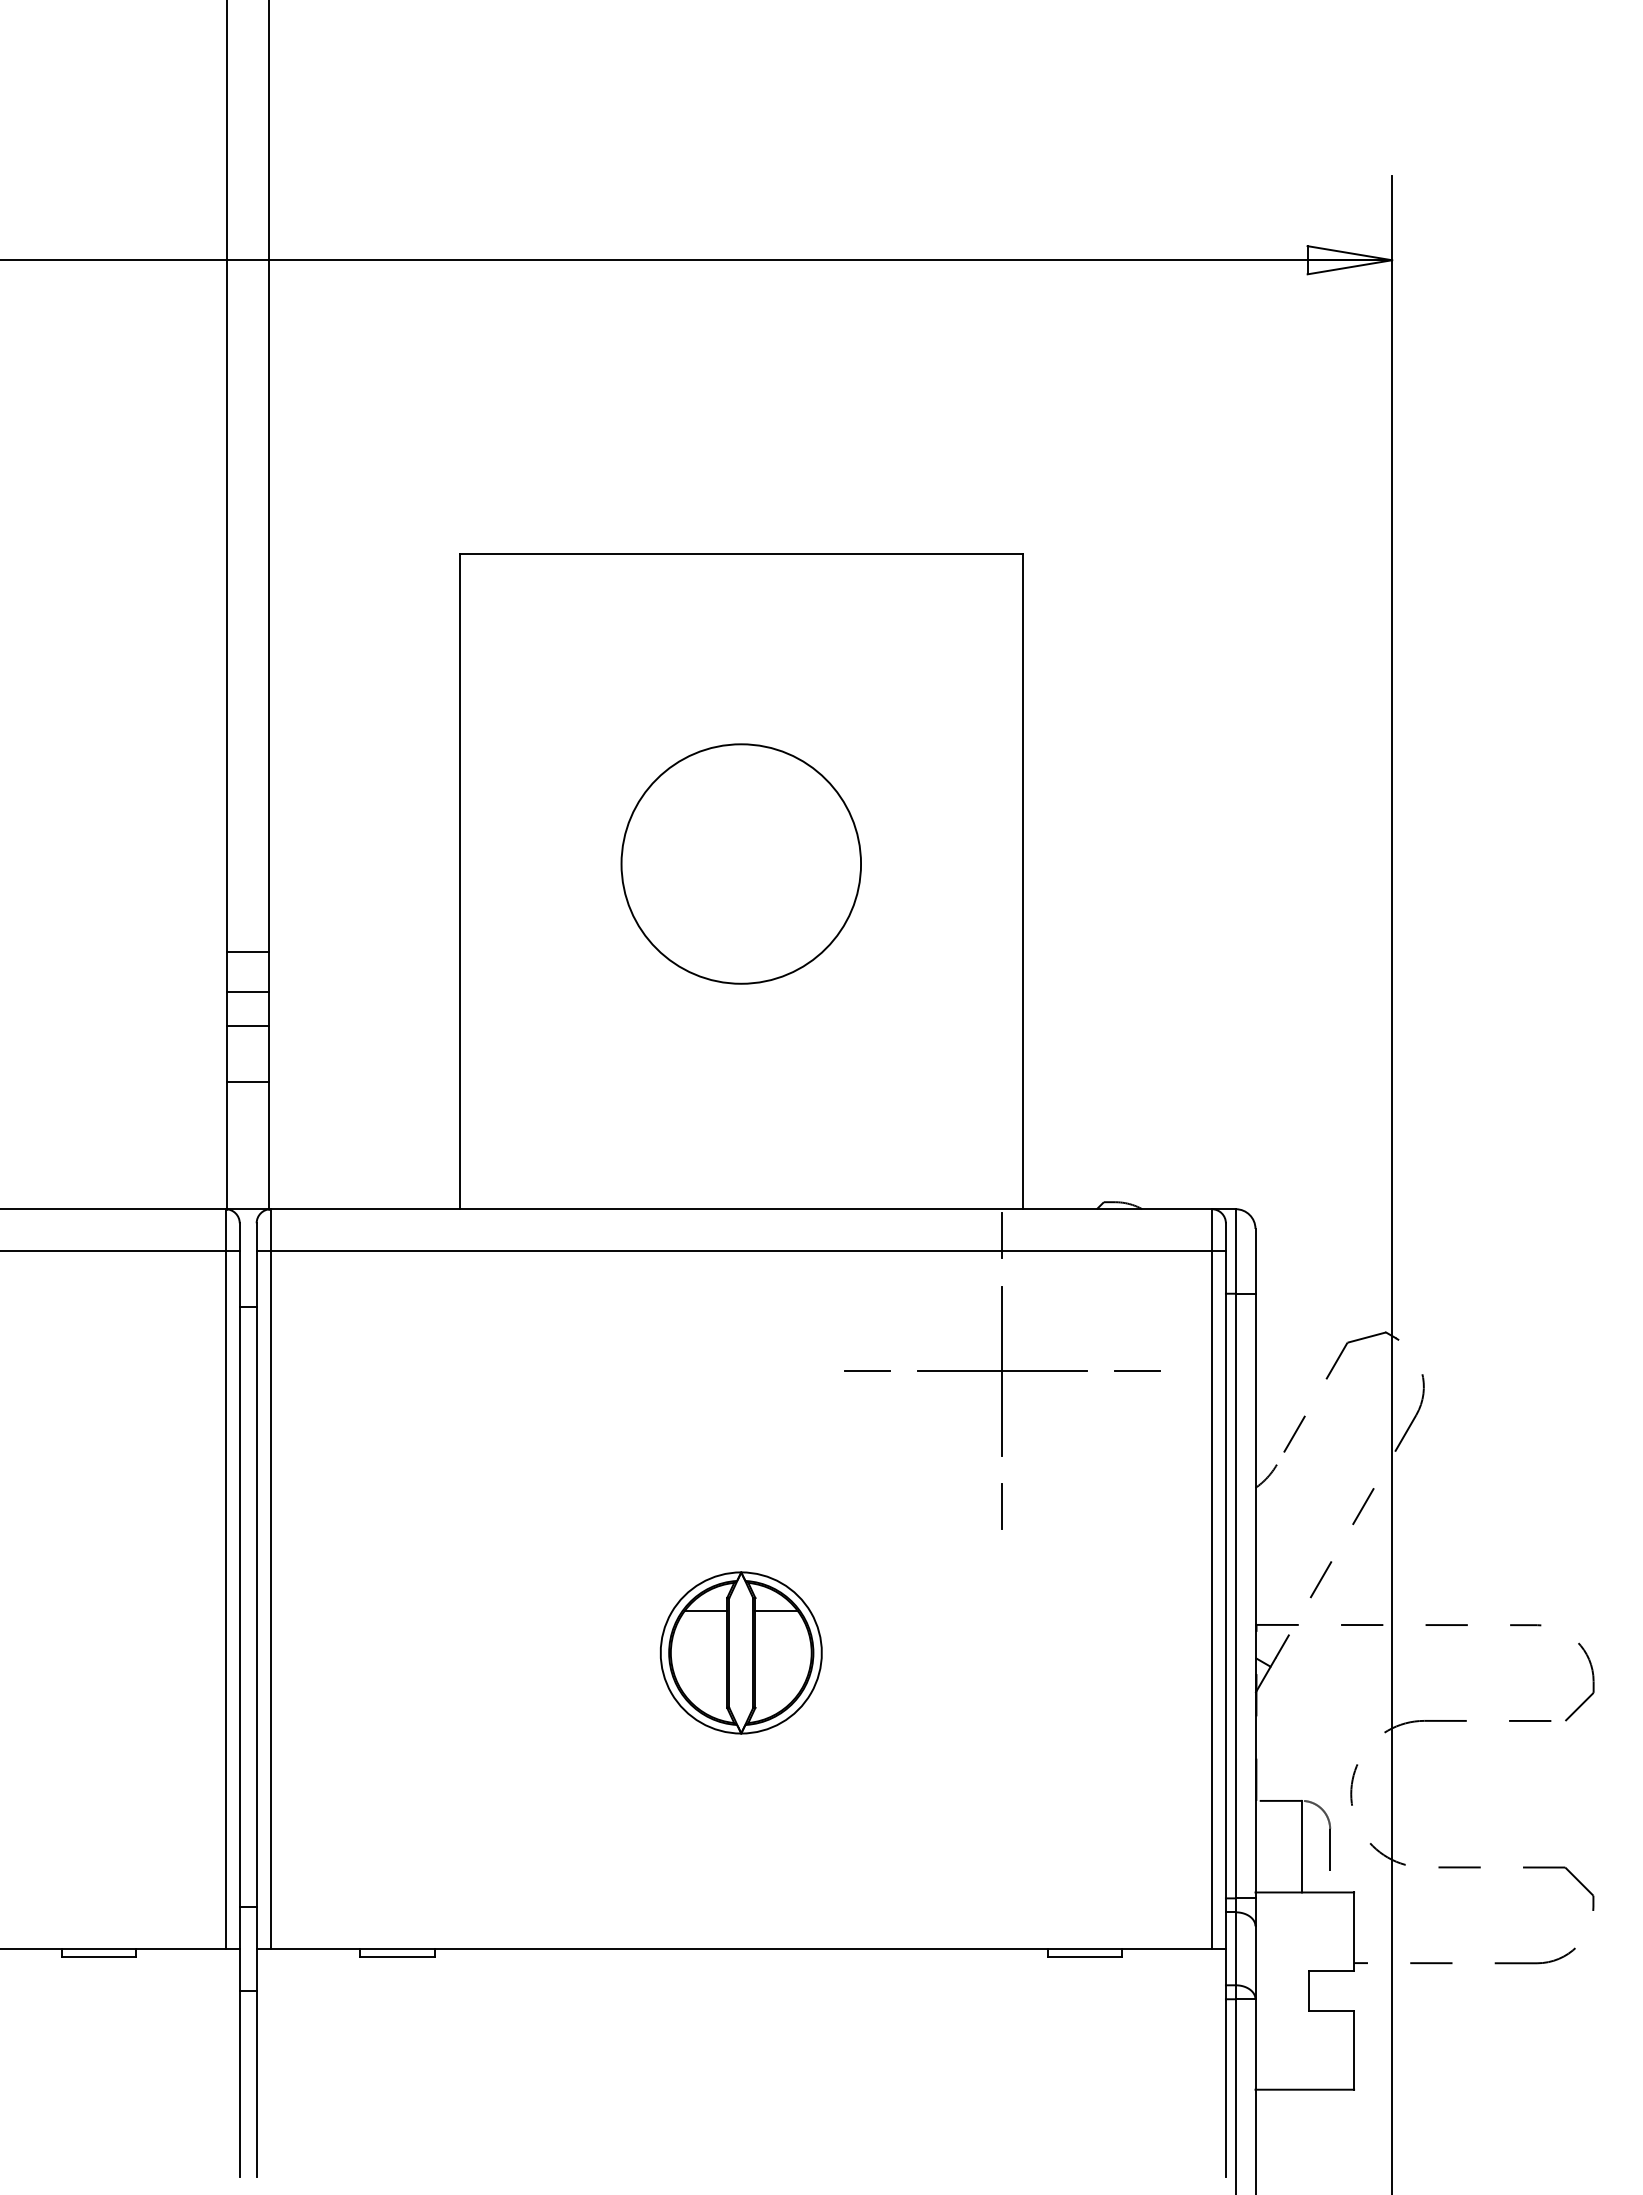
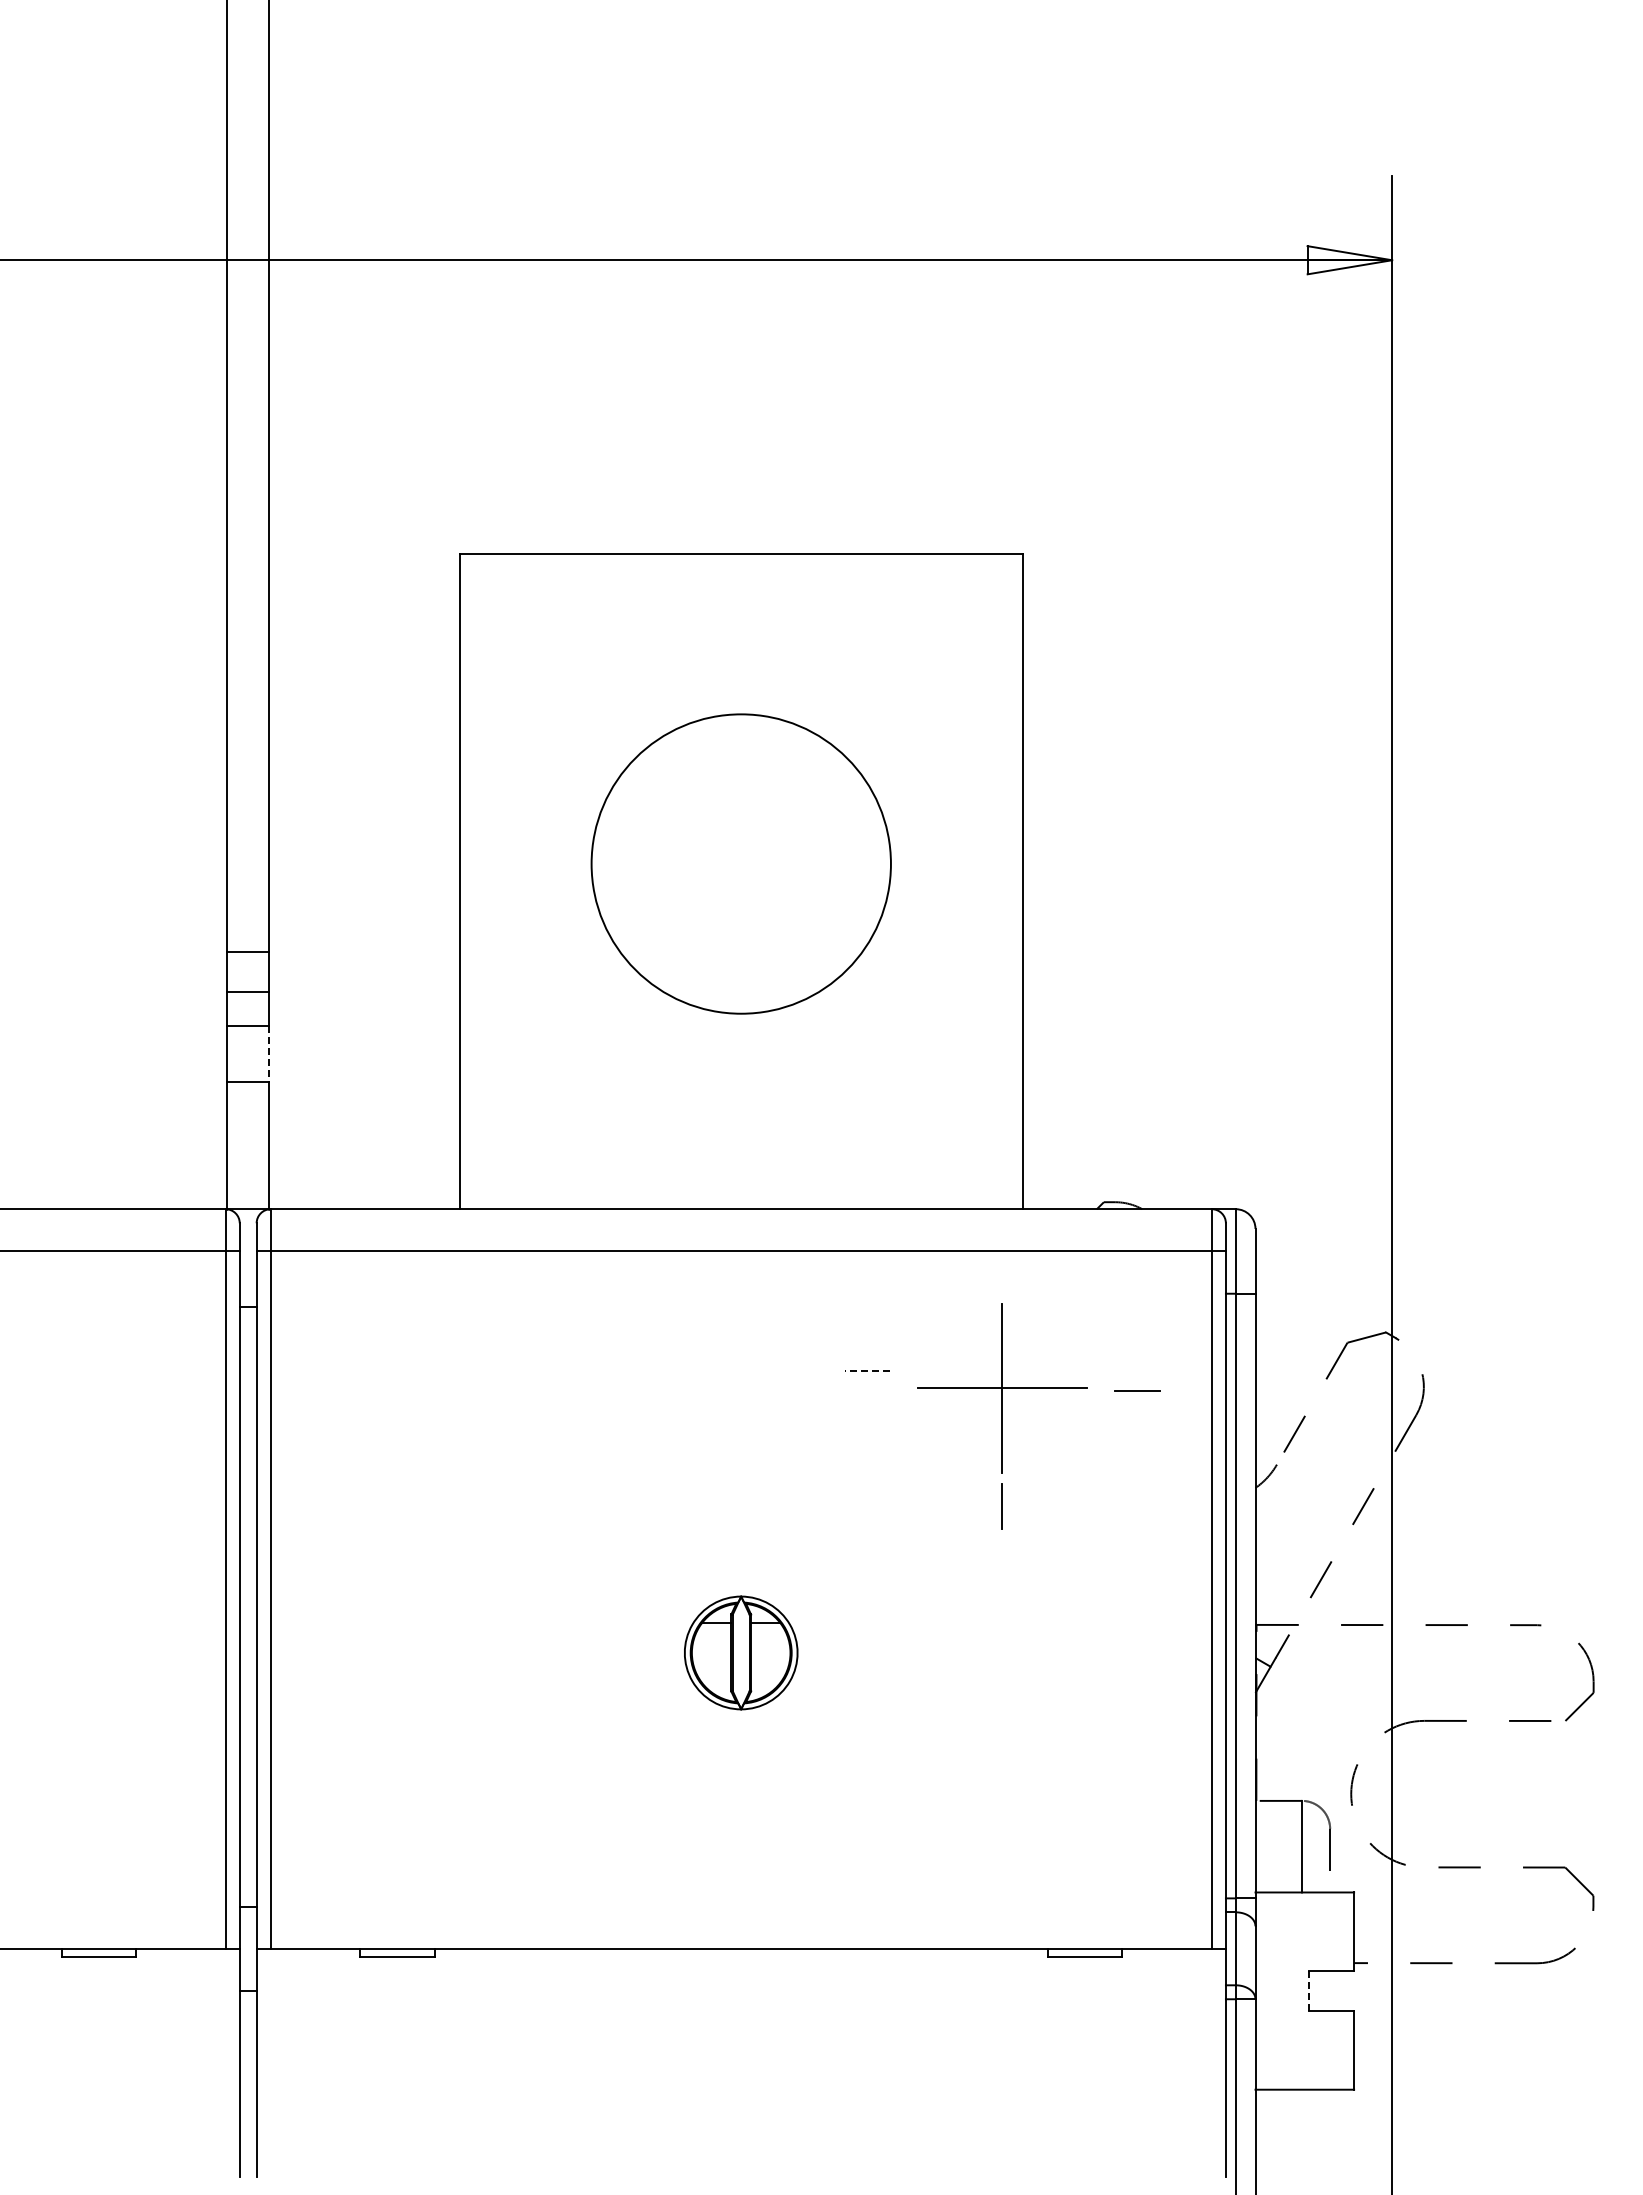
circle diameter: 239 px -> 299 px (740, 863)
line: solid -> dashed (269, 1054)
line: present -> none (1002, 1235)
line position: (1137, 1370) -> (1137, 1390) (1137, 1390)
line: solid -> dashed (867, 1371)
part position: (1002, 1371) -> (1002, 1388) (1002, 1388)
part size: 164x164 px -> 115x116 px (741, 1652)
line: solid -> dashed (1309, 1991)
